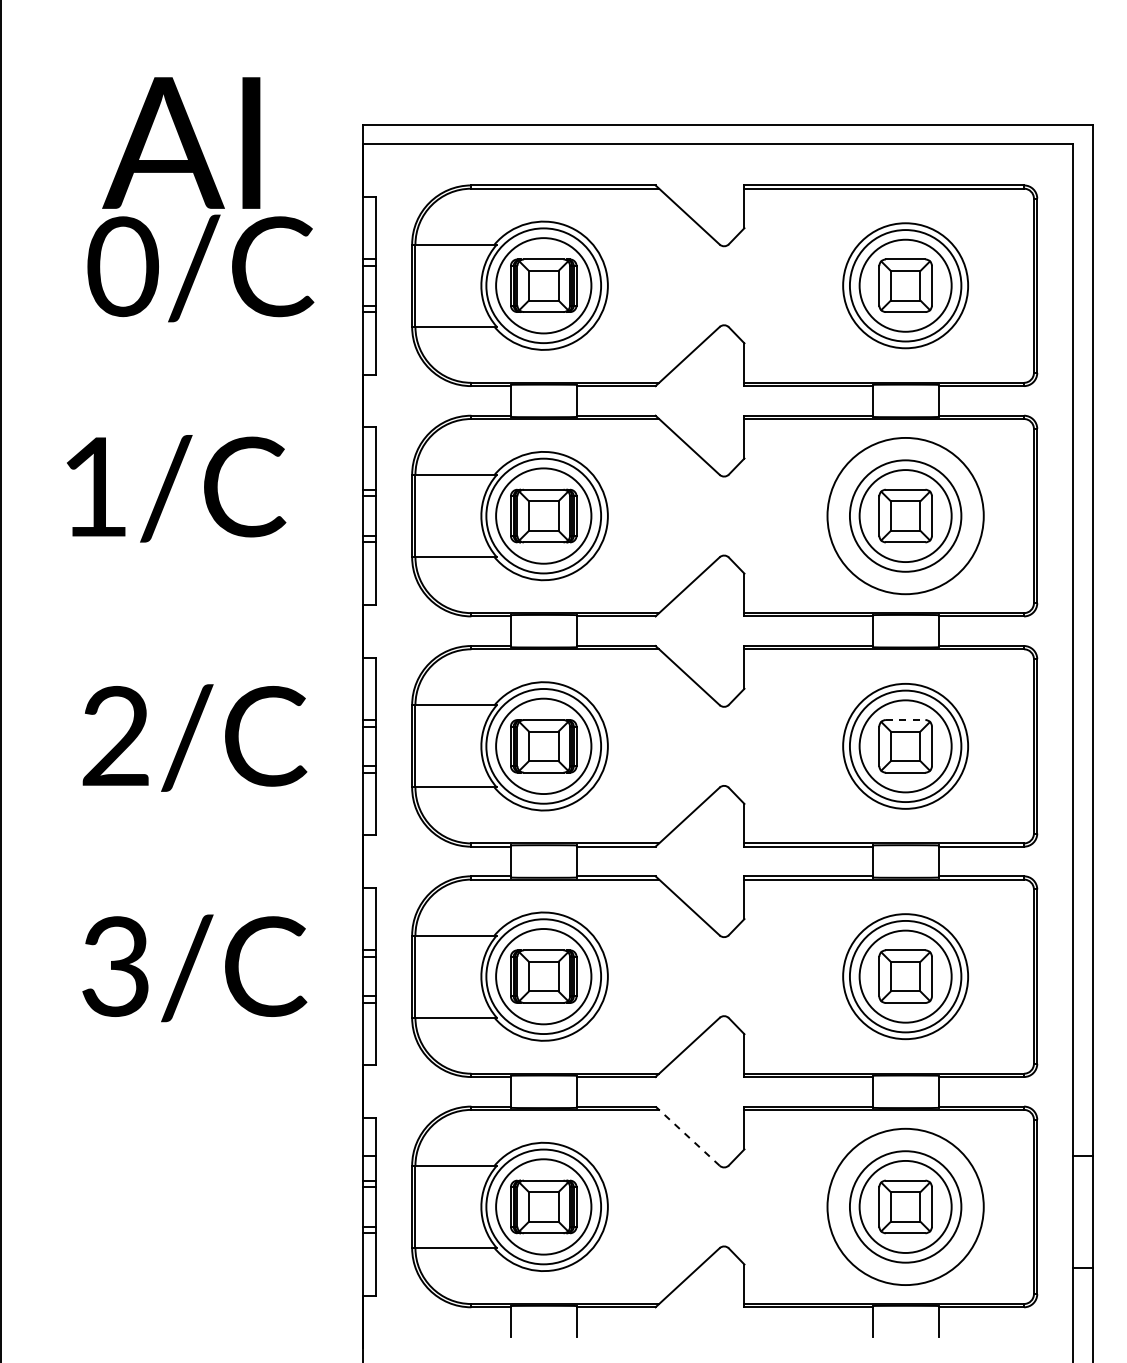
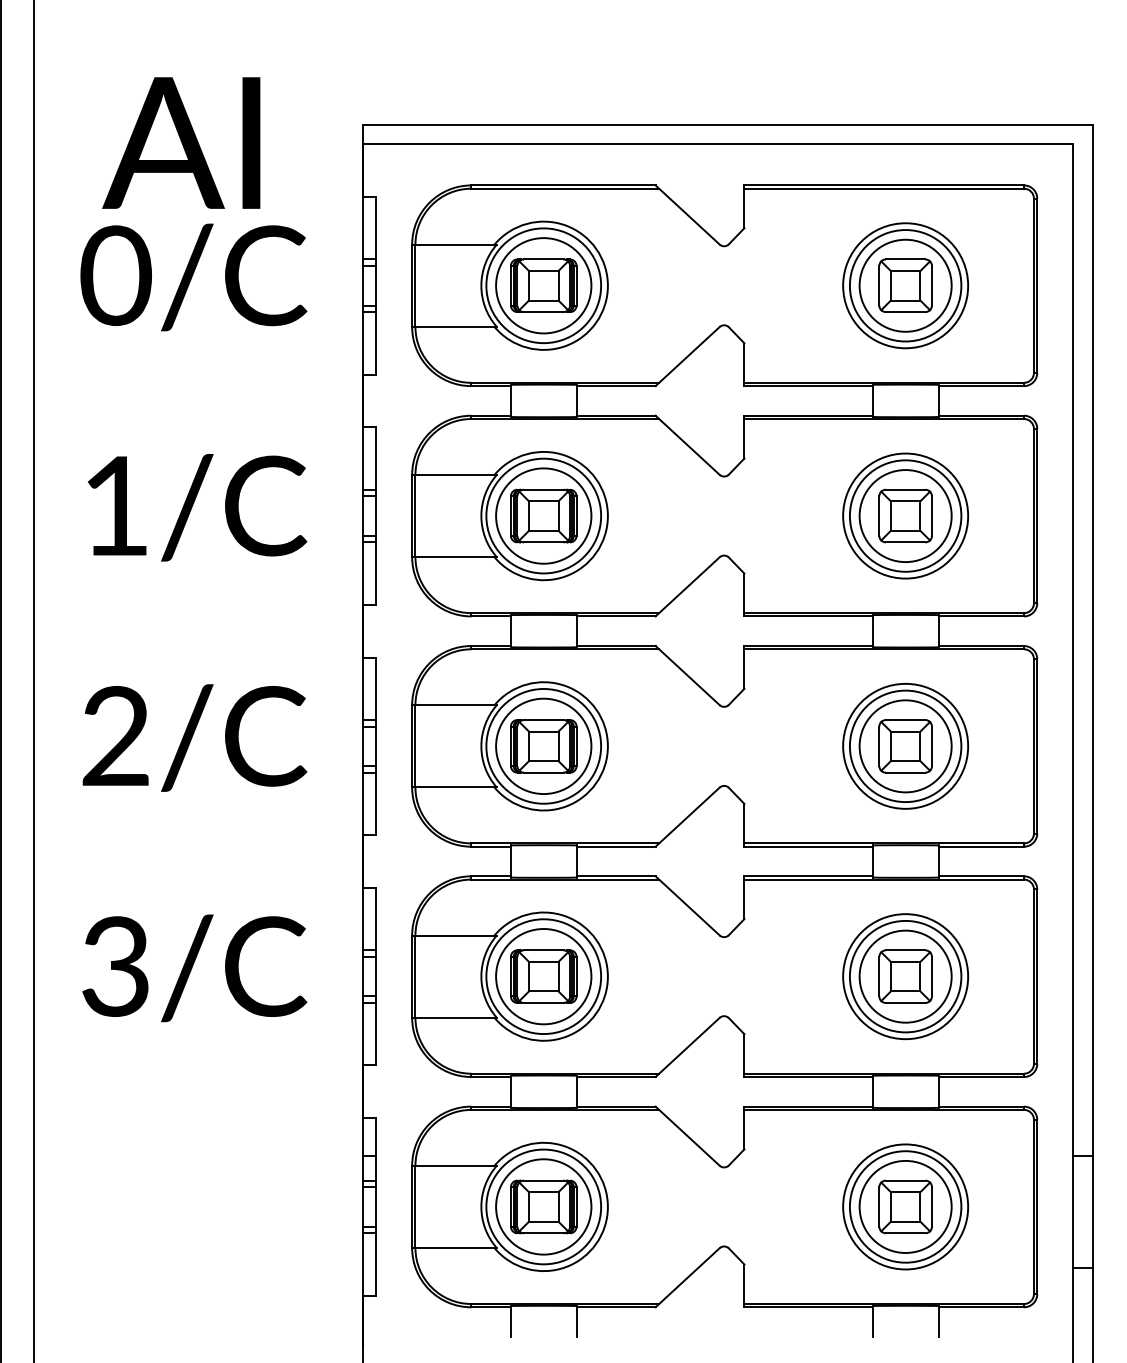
text position: (200, 268) -> (193, 277) (193, 277)
text position: (176, 488) -> (197, 507) (197, 507)
circle diameter: 156 px -> 125 px (905, 515)
line: none -> present (33, 680)
line: dashed -> solid (905, 720)
line: dashed -> solid (687, 1136)
circle diameter: 156 px -> 125 px (905, 1206)
